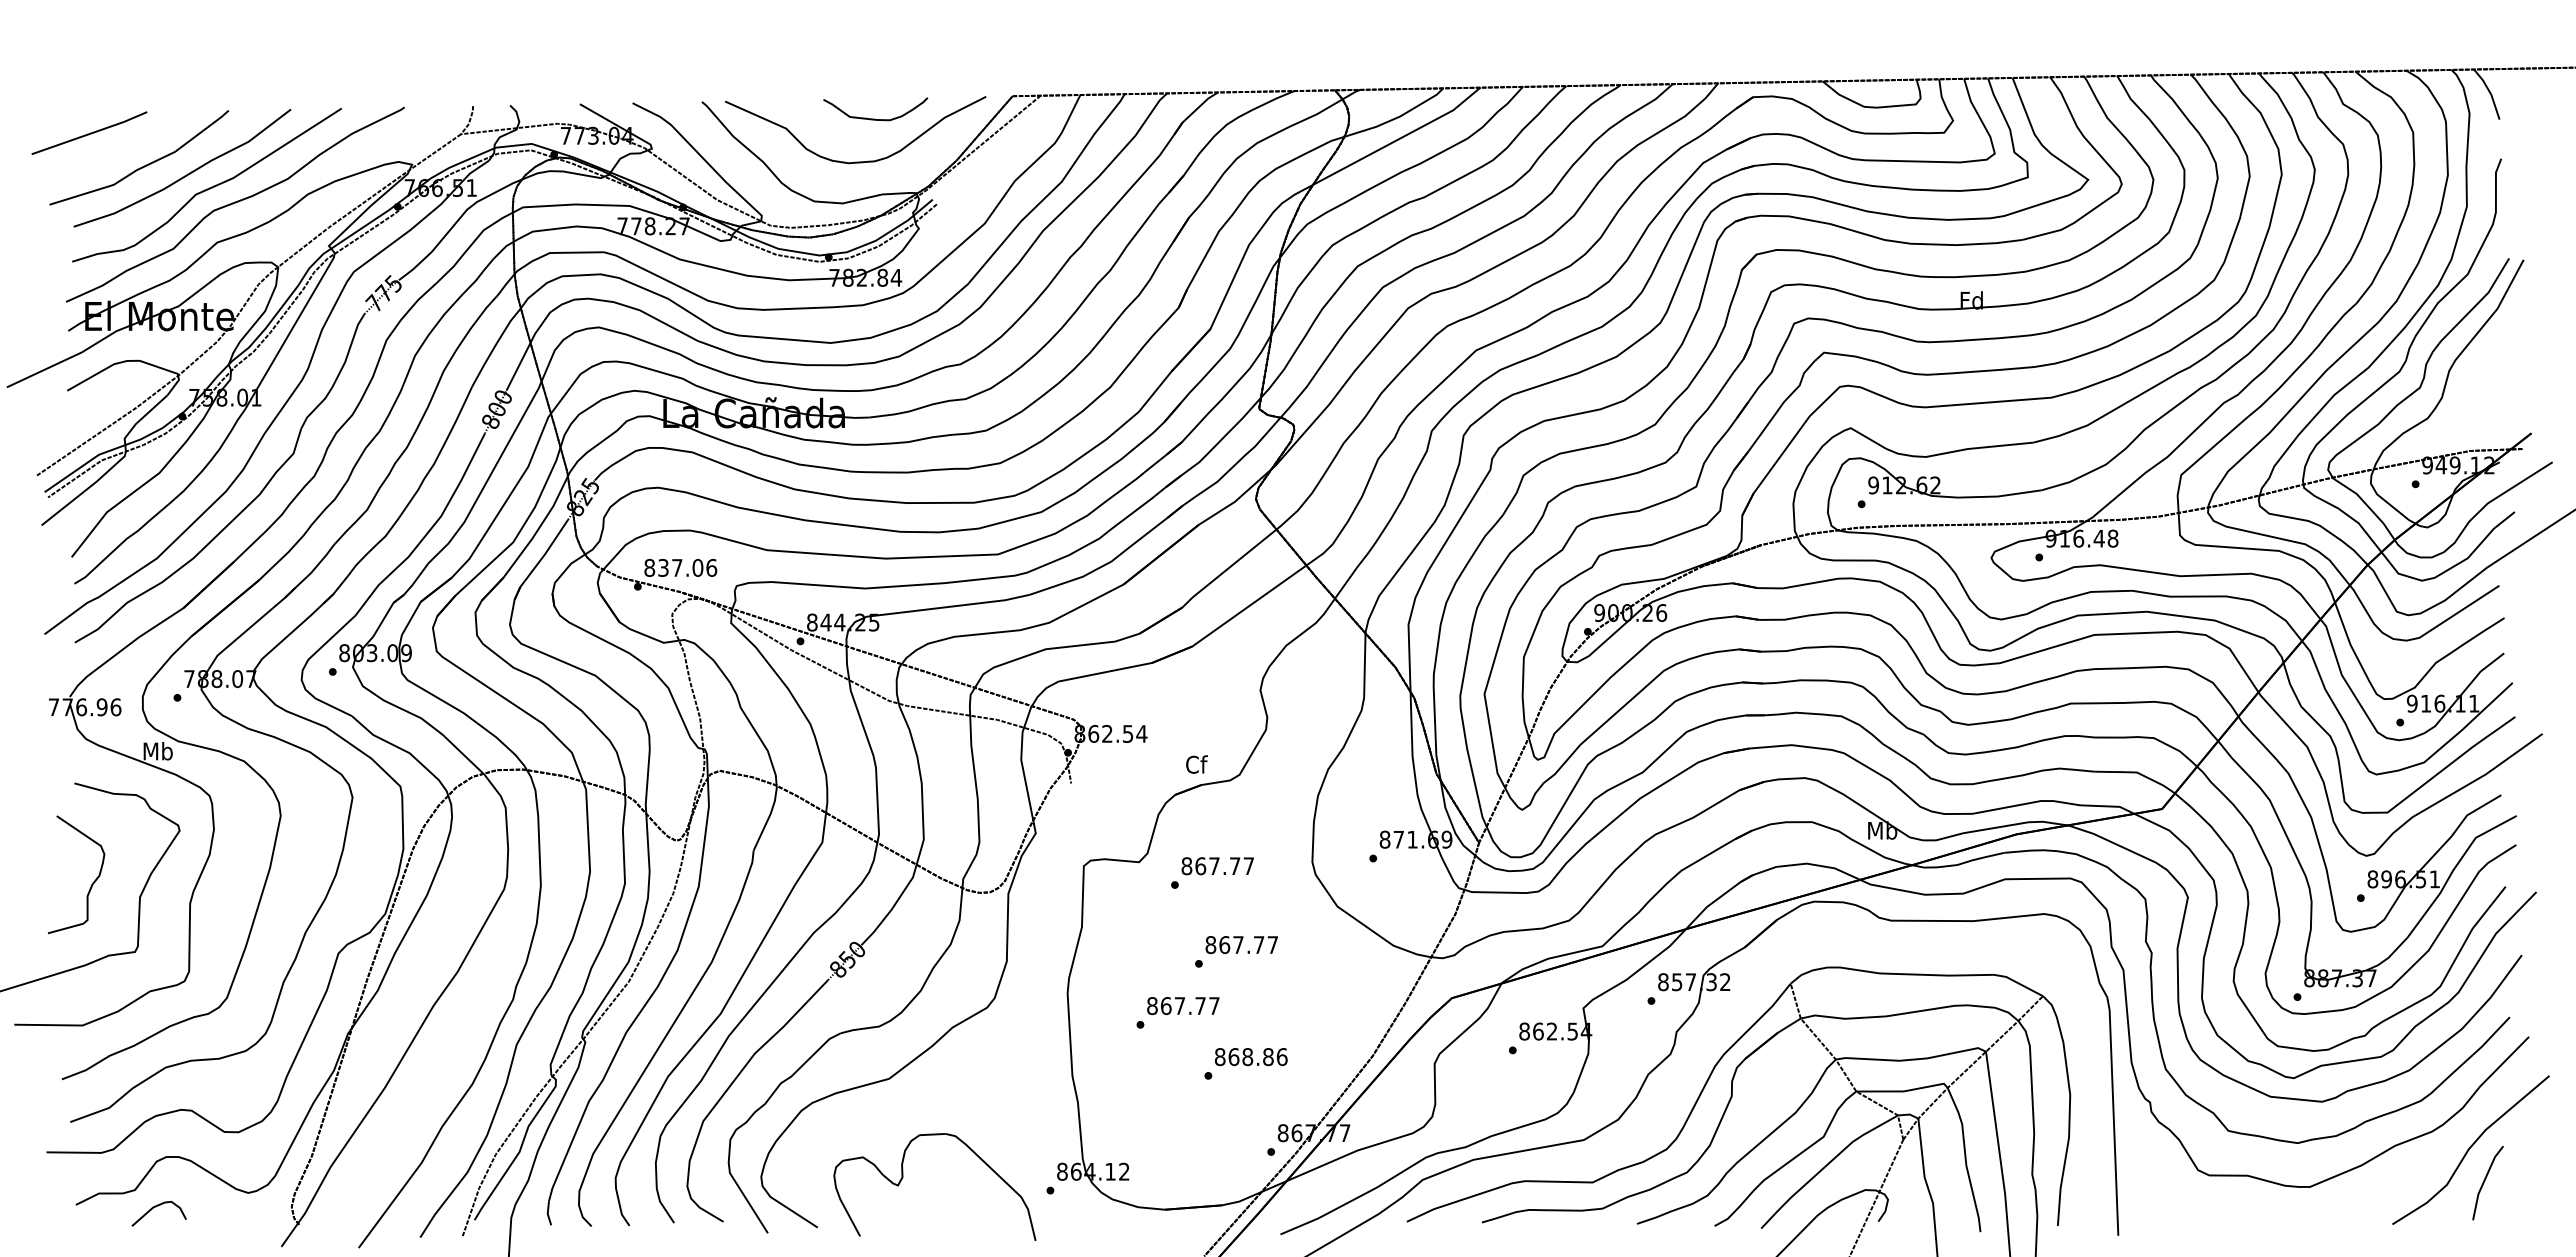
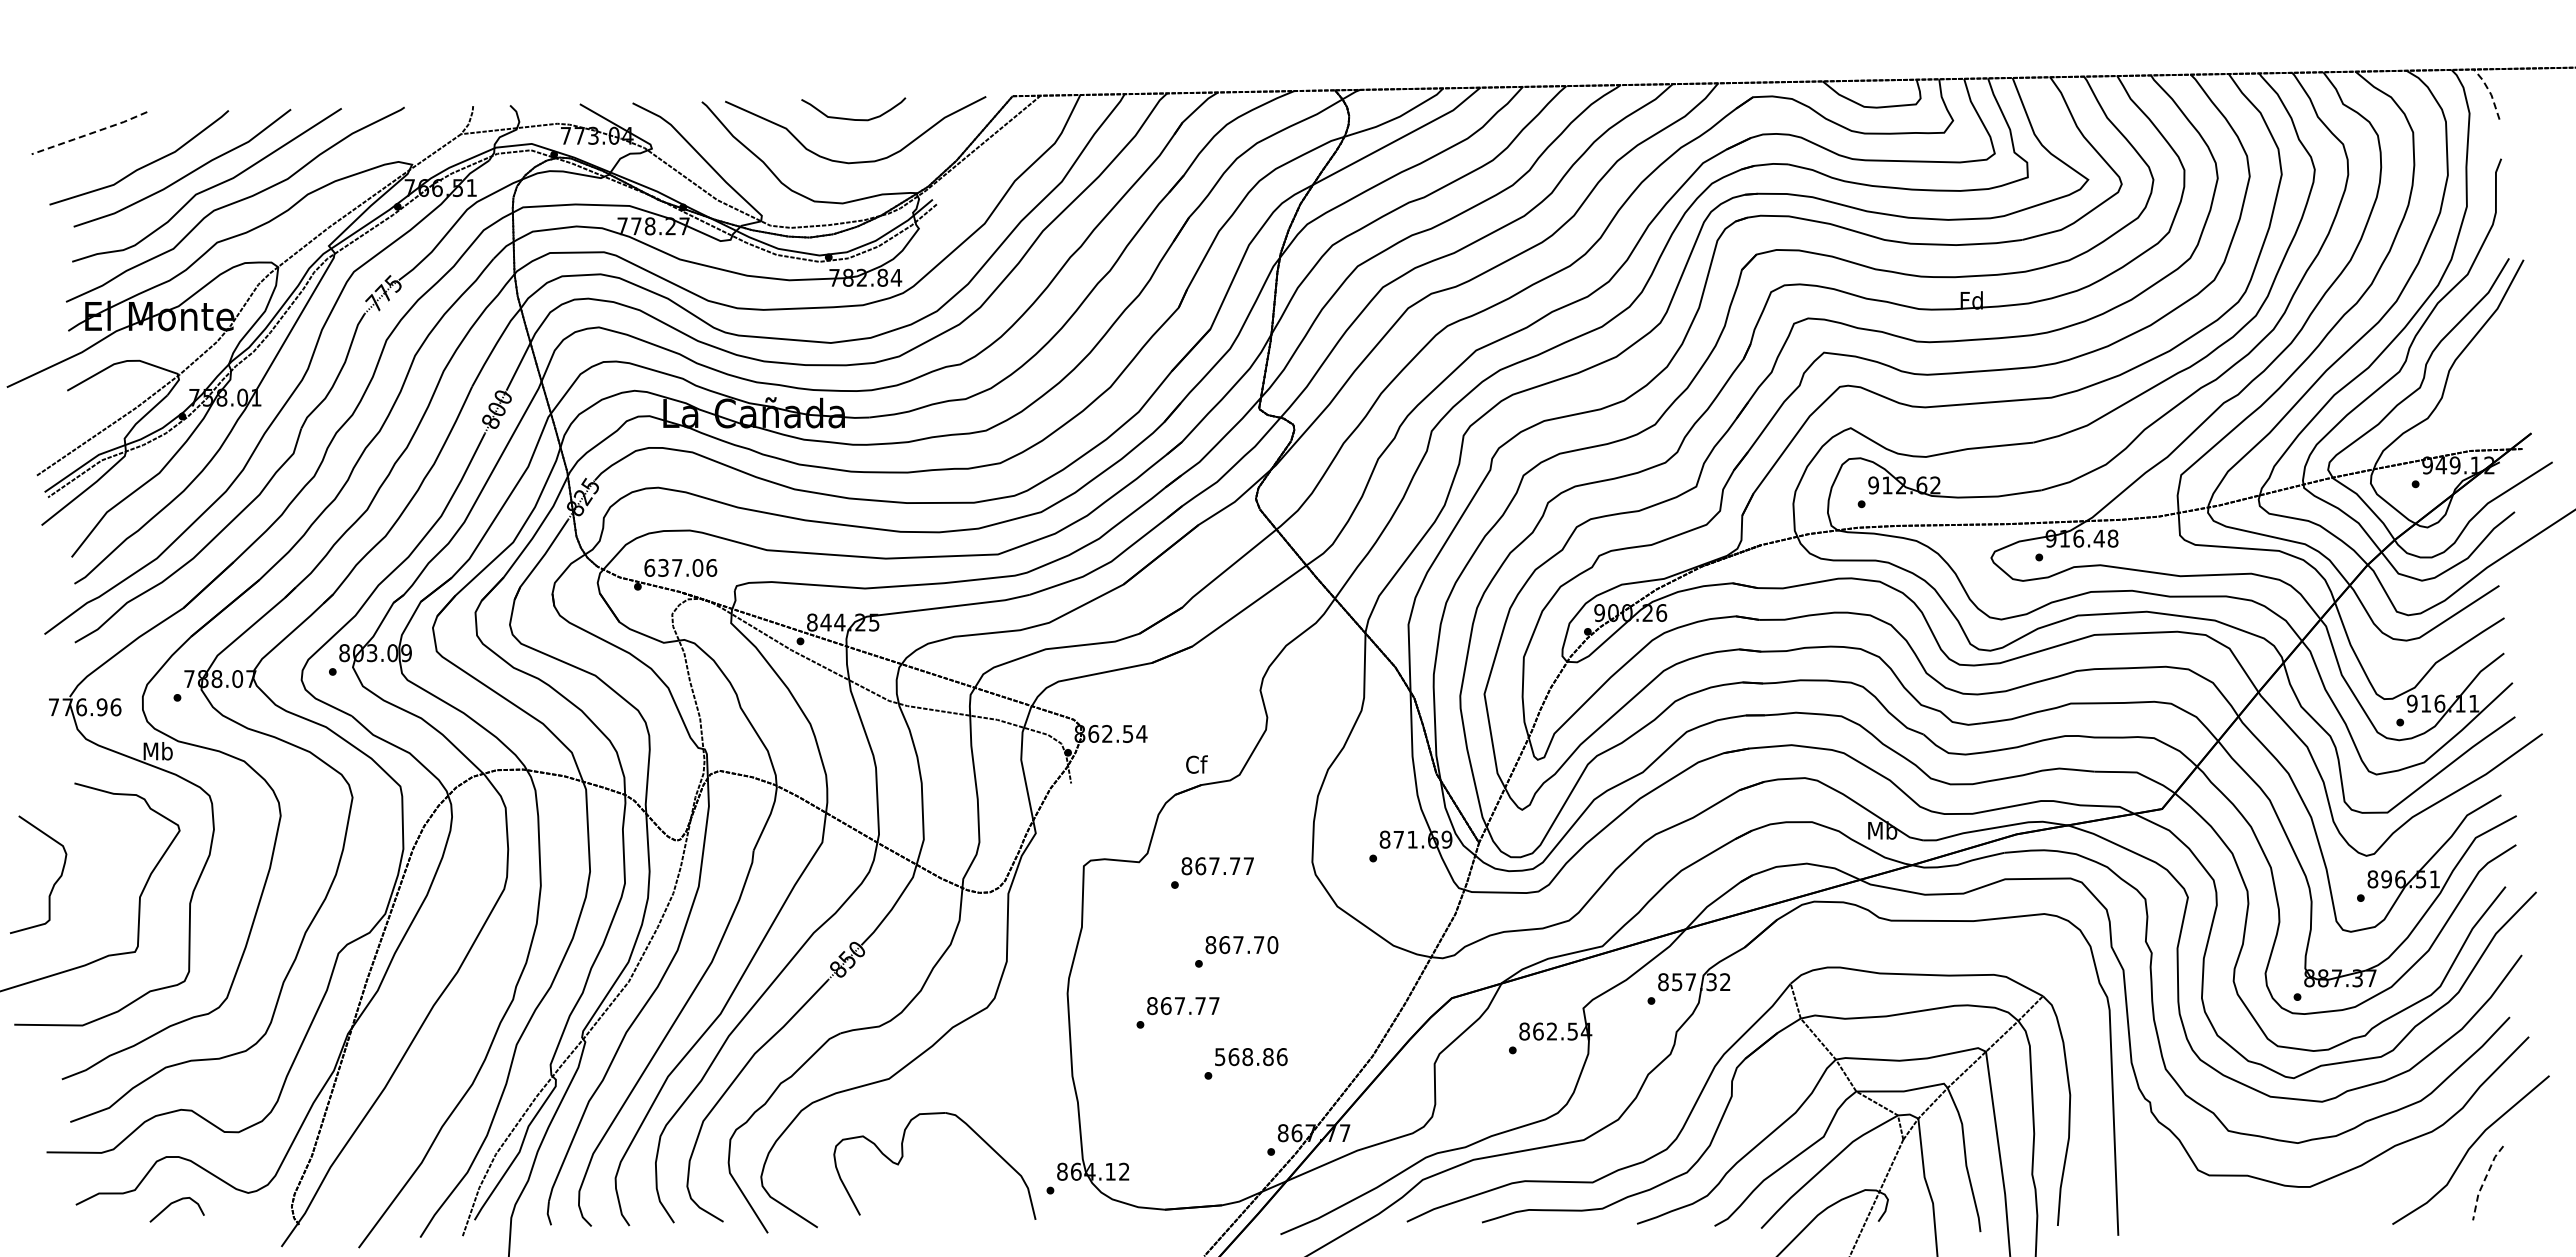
line: solid -> dashed (2490, 93)
curve position: (875, 118) -> (853, 118) (853, 118)
line: solid -> dashed (90, 133)
text: 837.06 -> 637.06 (649, 567)
curve position: (92, 882) -> (54, 882) (54, 882)
text: 867.77 -> 867.70 (1272, 945)
text: 868.86 -> 568.86 (1219, 1057)
part position: (903, 1177) -> (903, 1156) (903, 1156)
line: solid -> dashed (2484, 1181)
curve position: (156, 1207) -> (174, 1203) (174, 1203)
